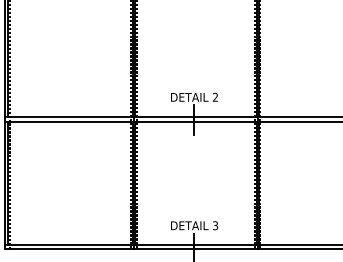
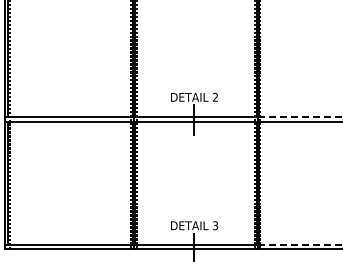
line: solid -> dashed (300, 116)
line: solid -> dashed (300, 244)
